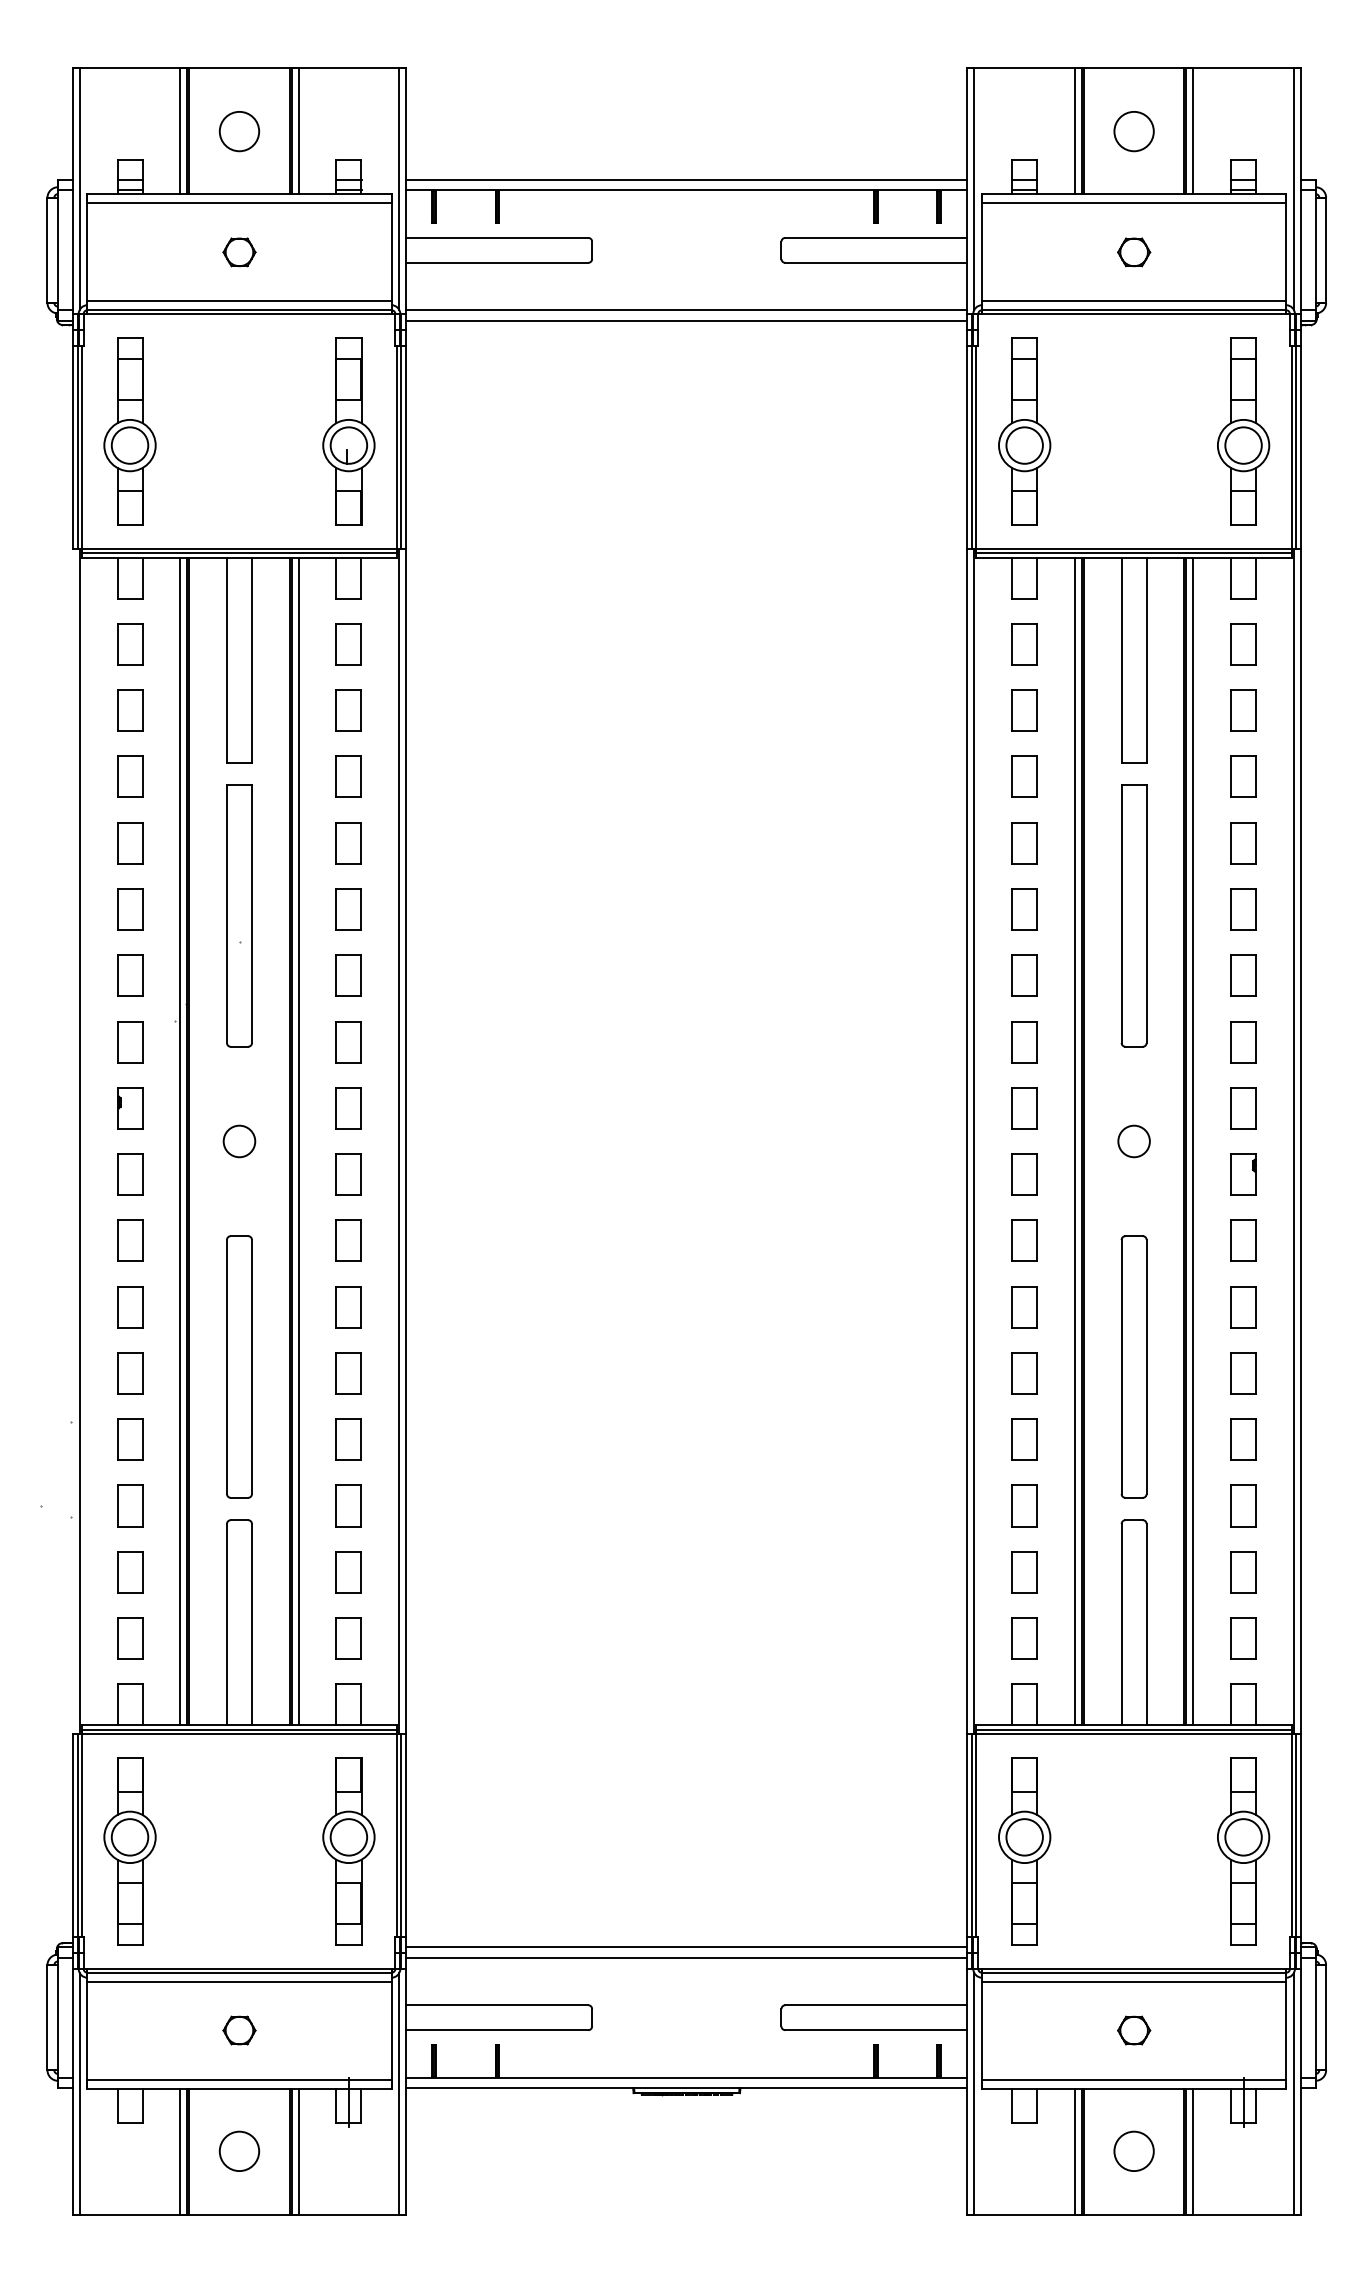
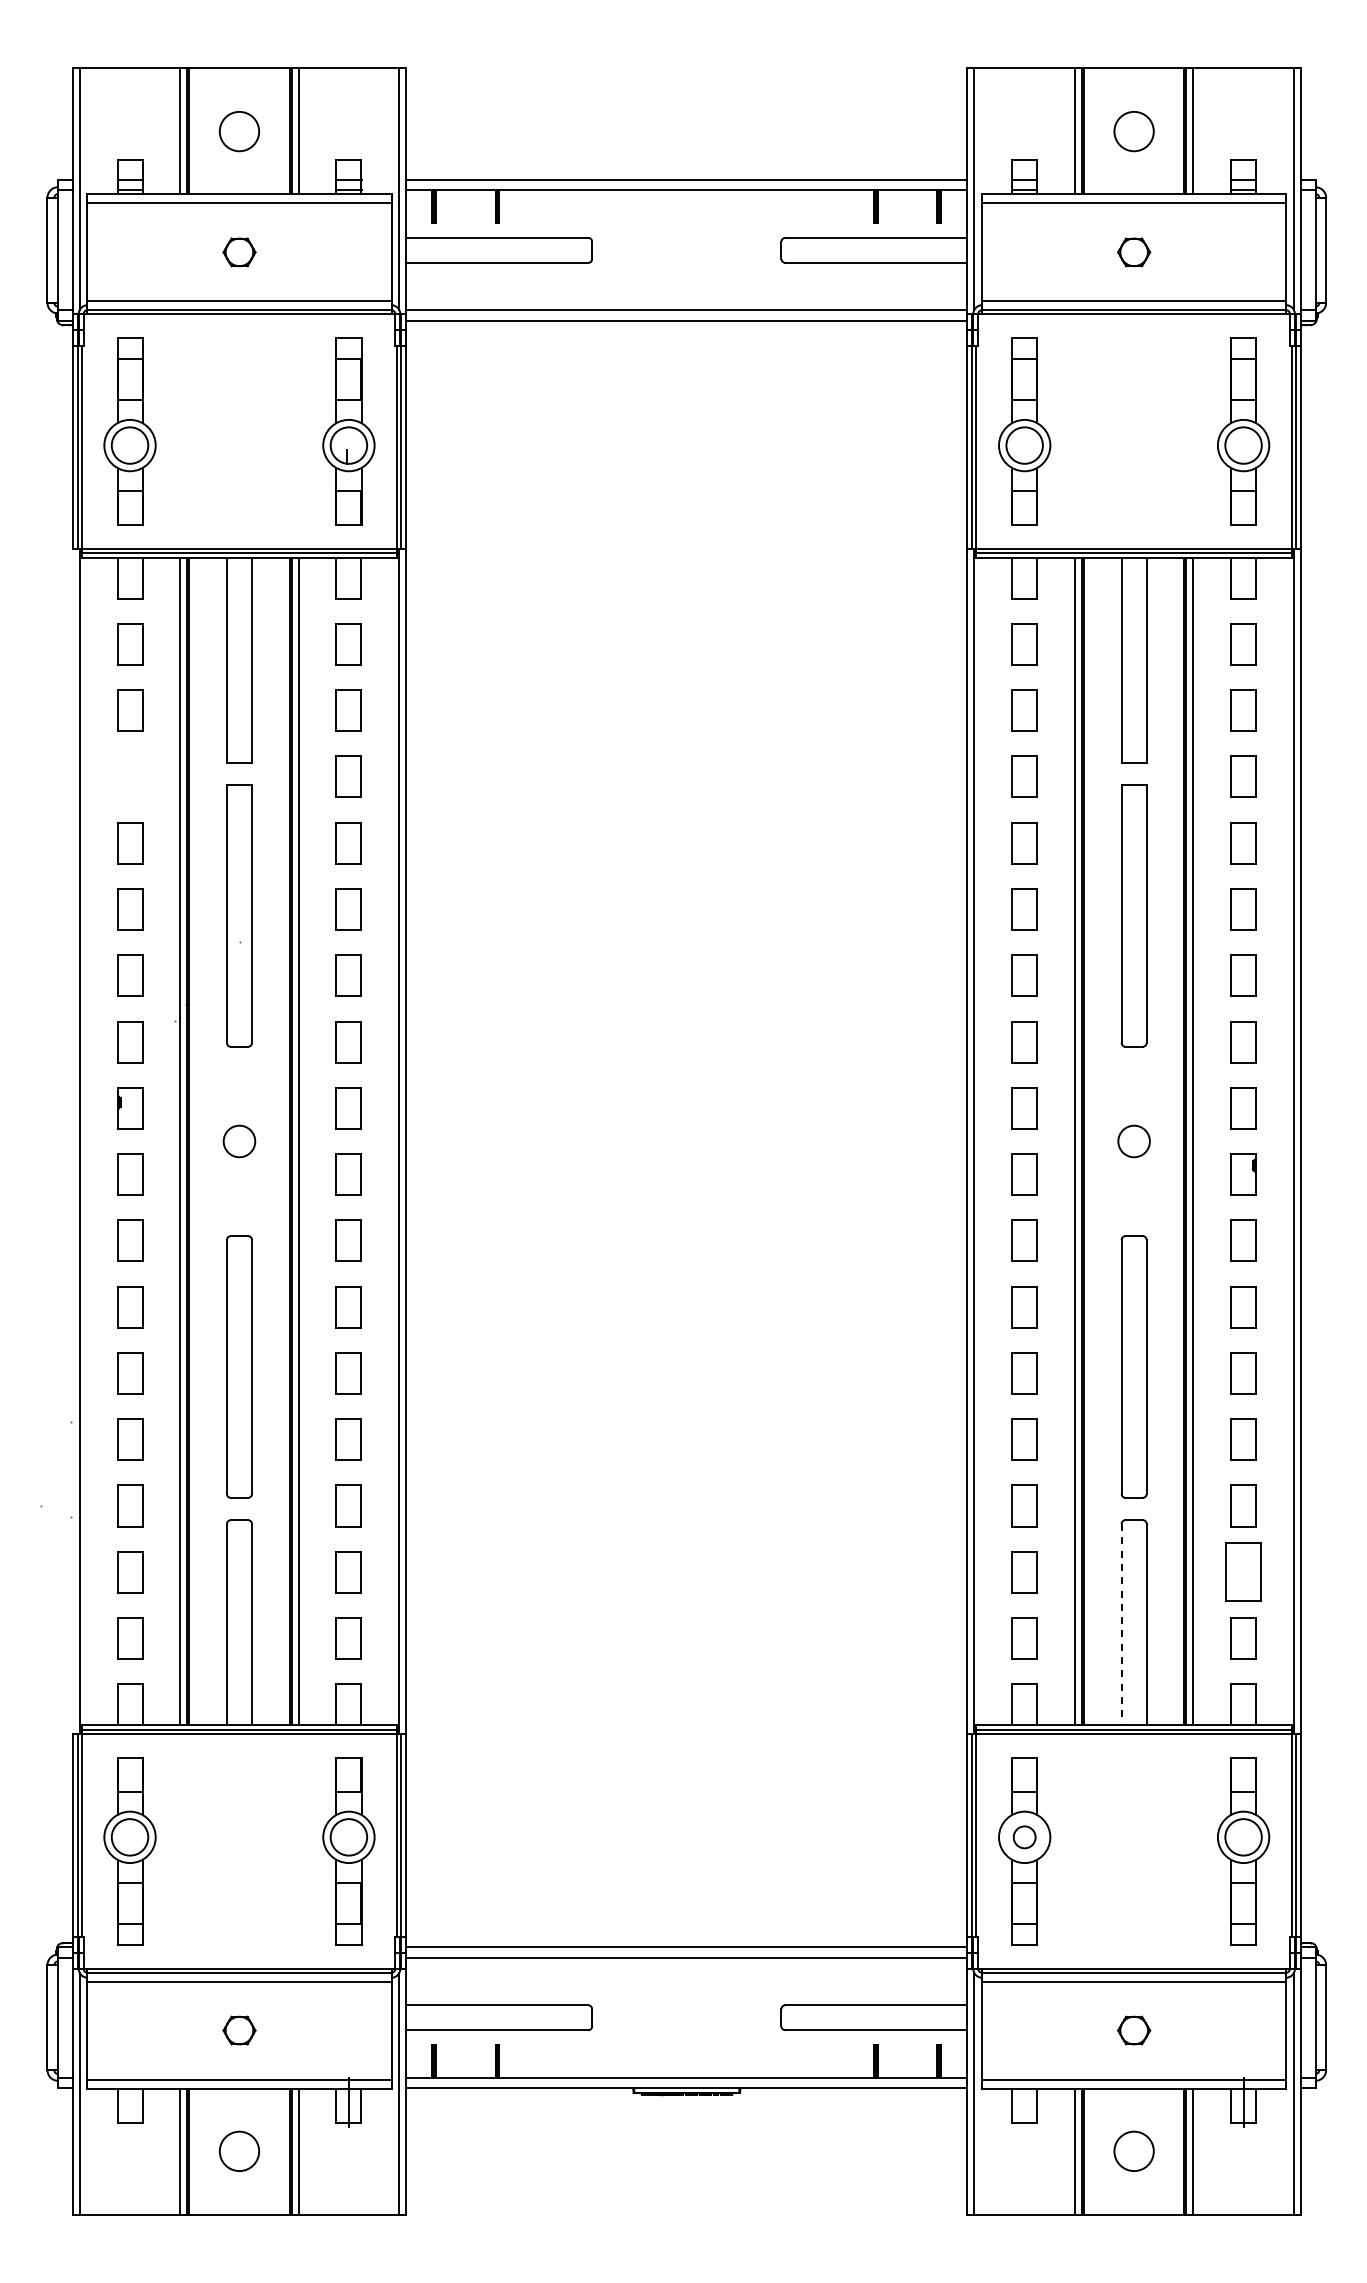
part: present -> none (130, 776)
part size: 27x43 px -> 37x60 px (1243, 1571)
line: solid -> dashed (1121, 1624)
circle diameter: 36 px -> 22 px (1024, 1837)
